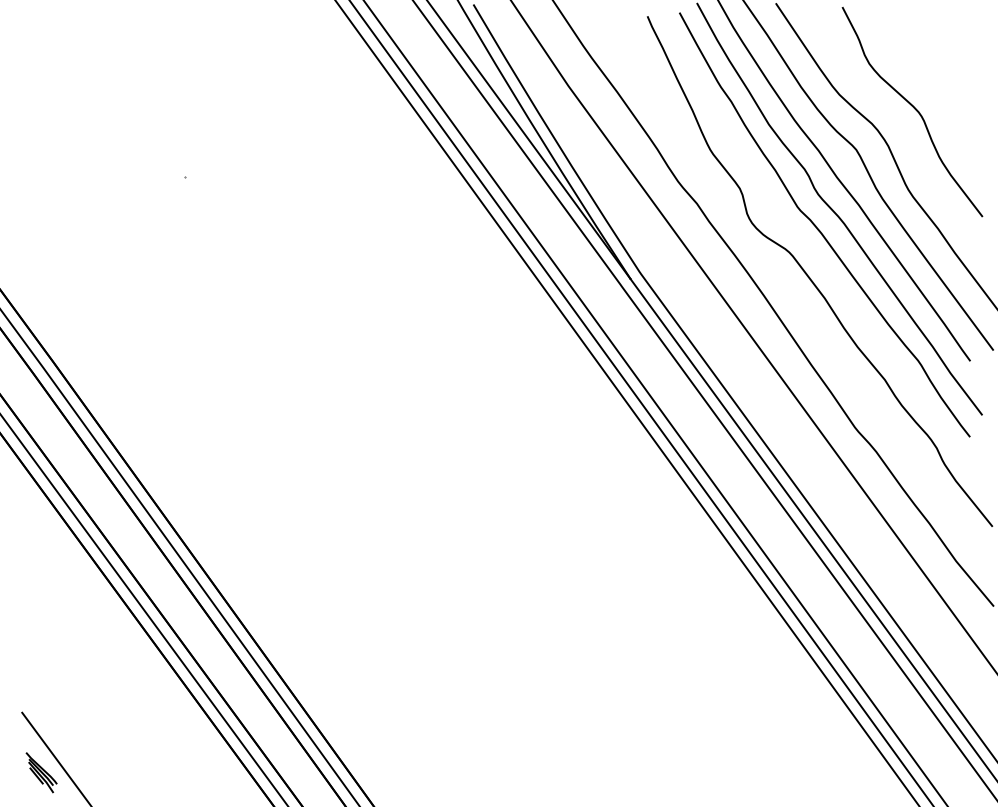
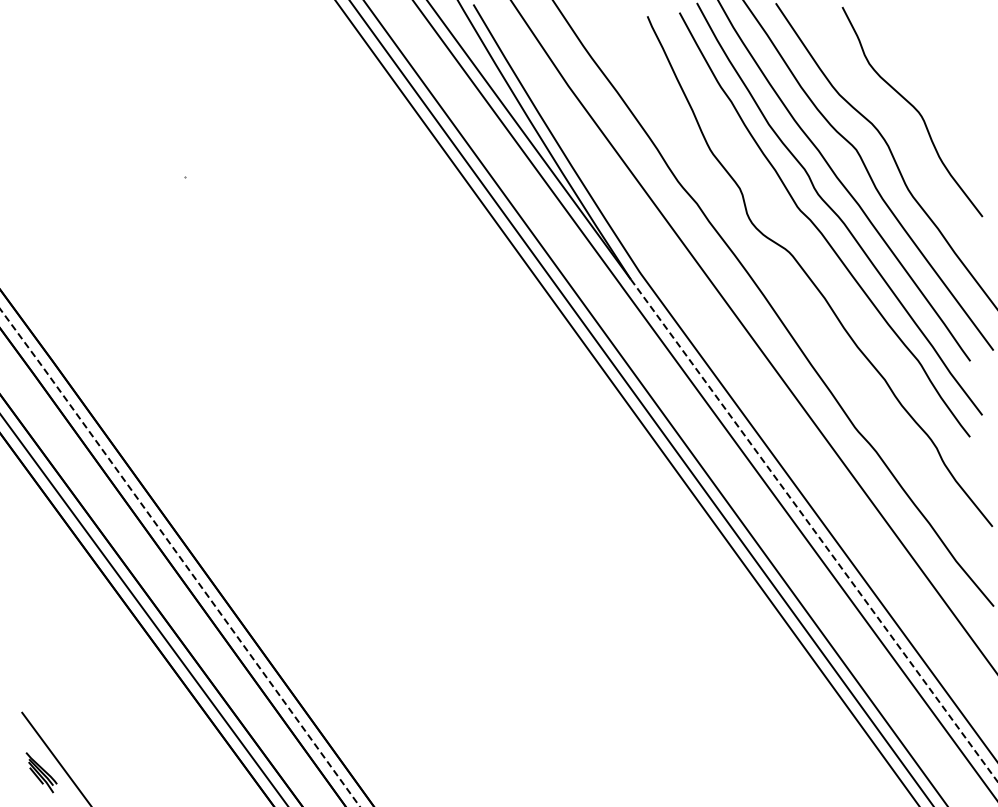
line: solid -> dashed (814, 531)
line: solid -> dashed (180, 557)
